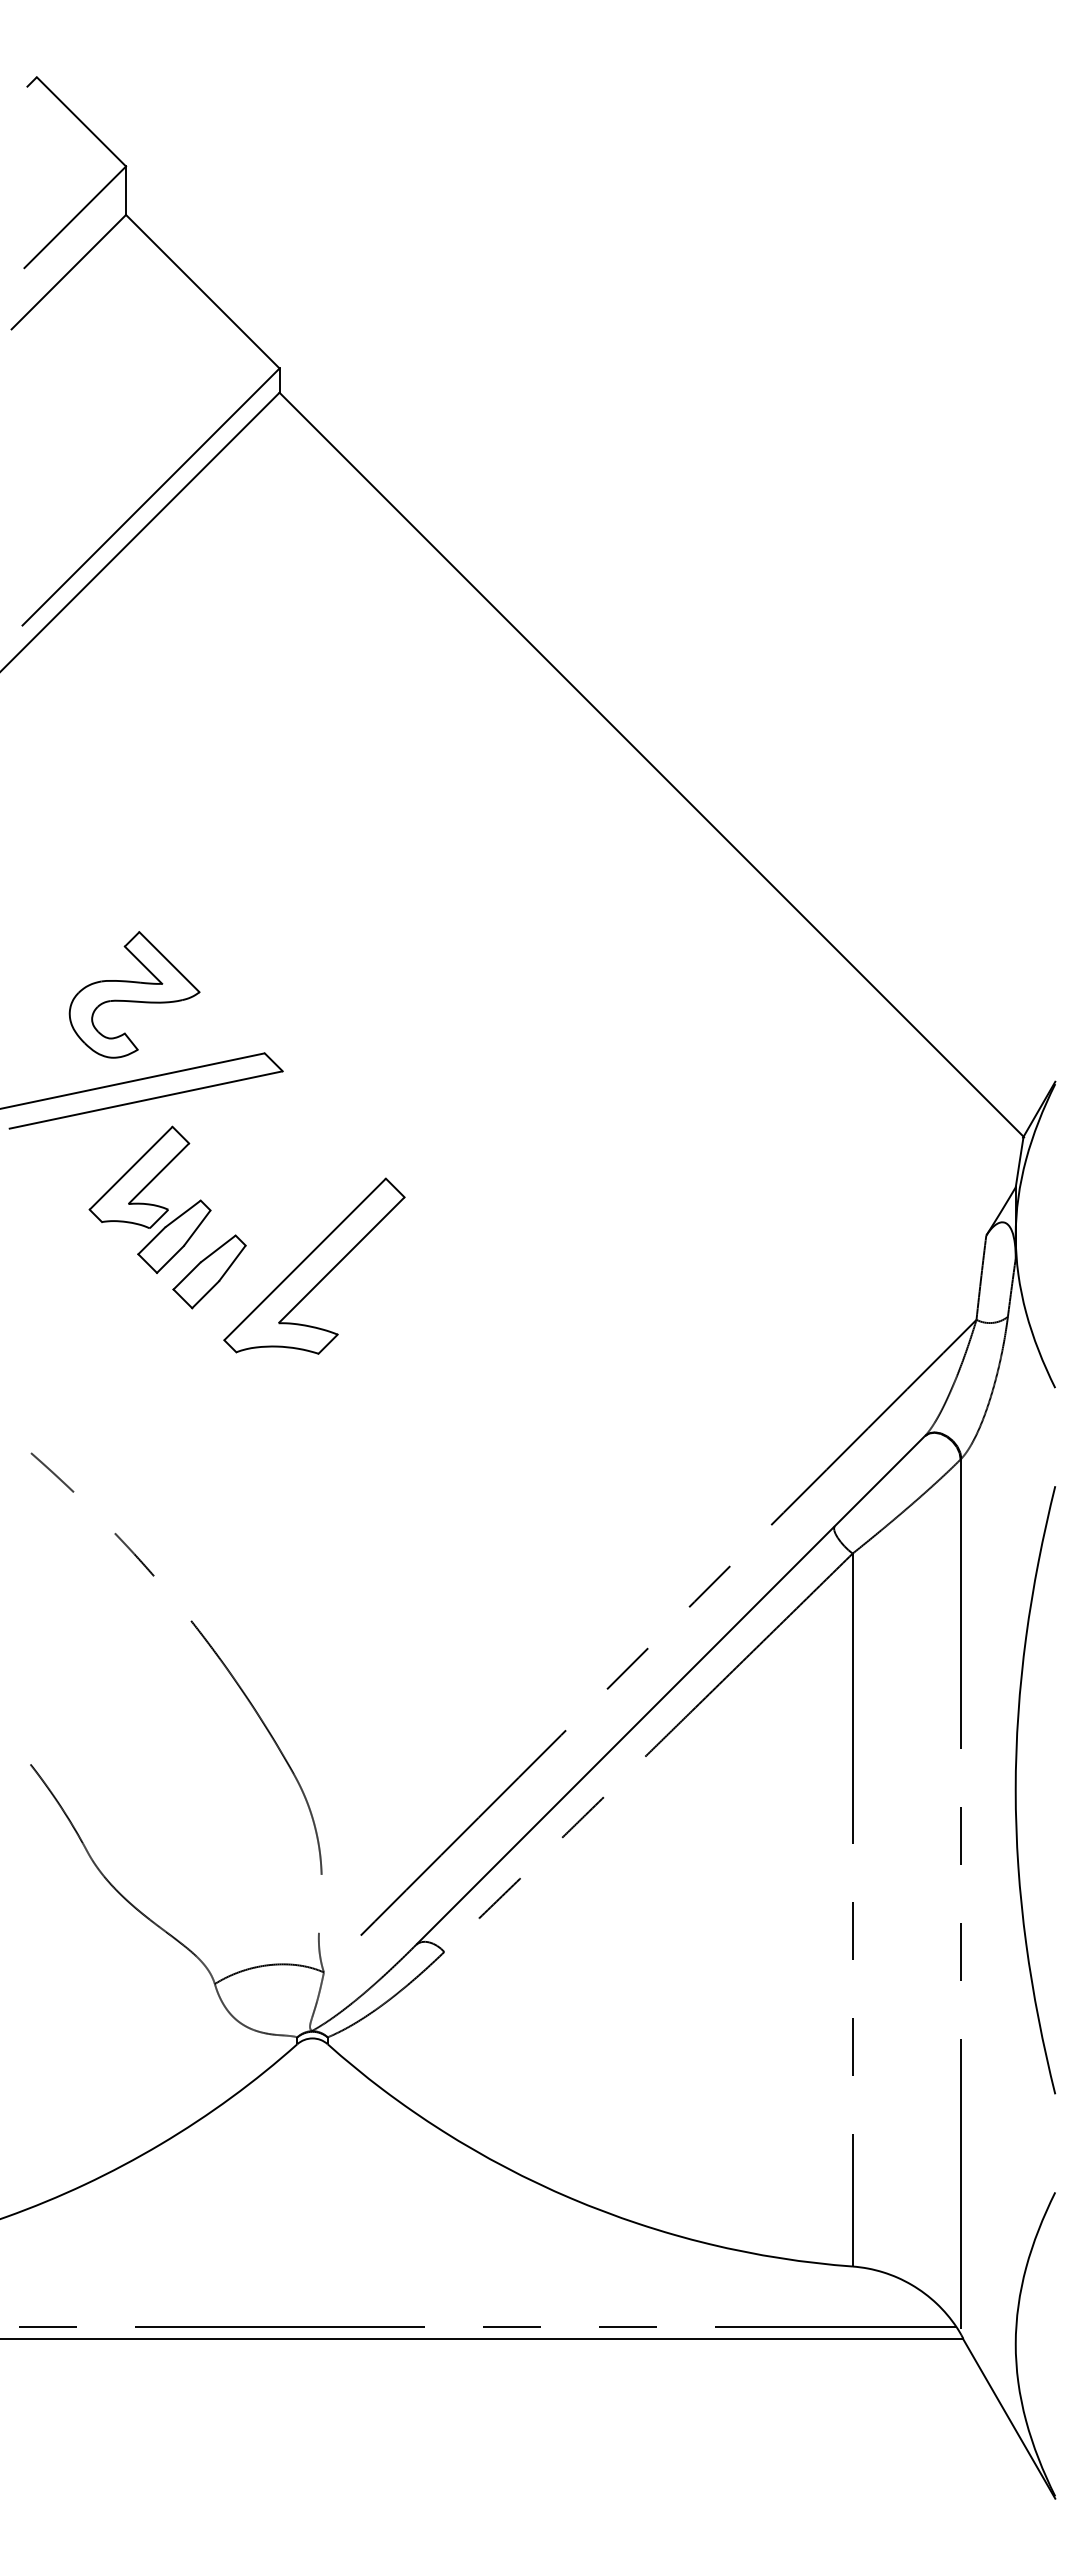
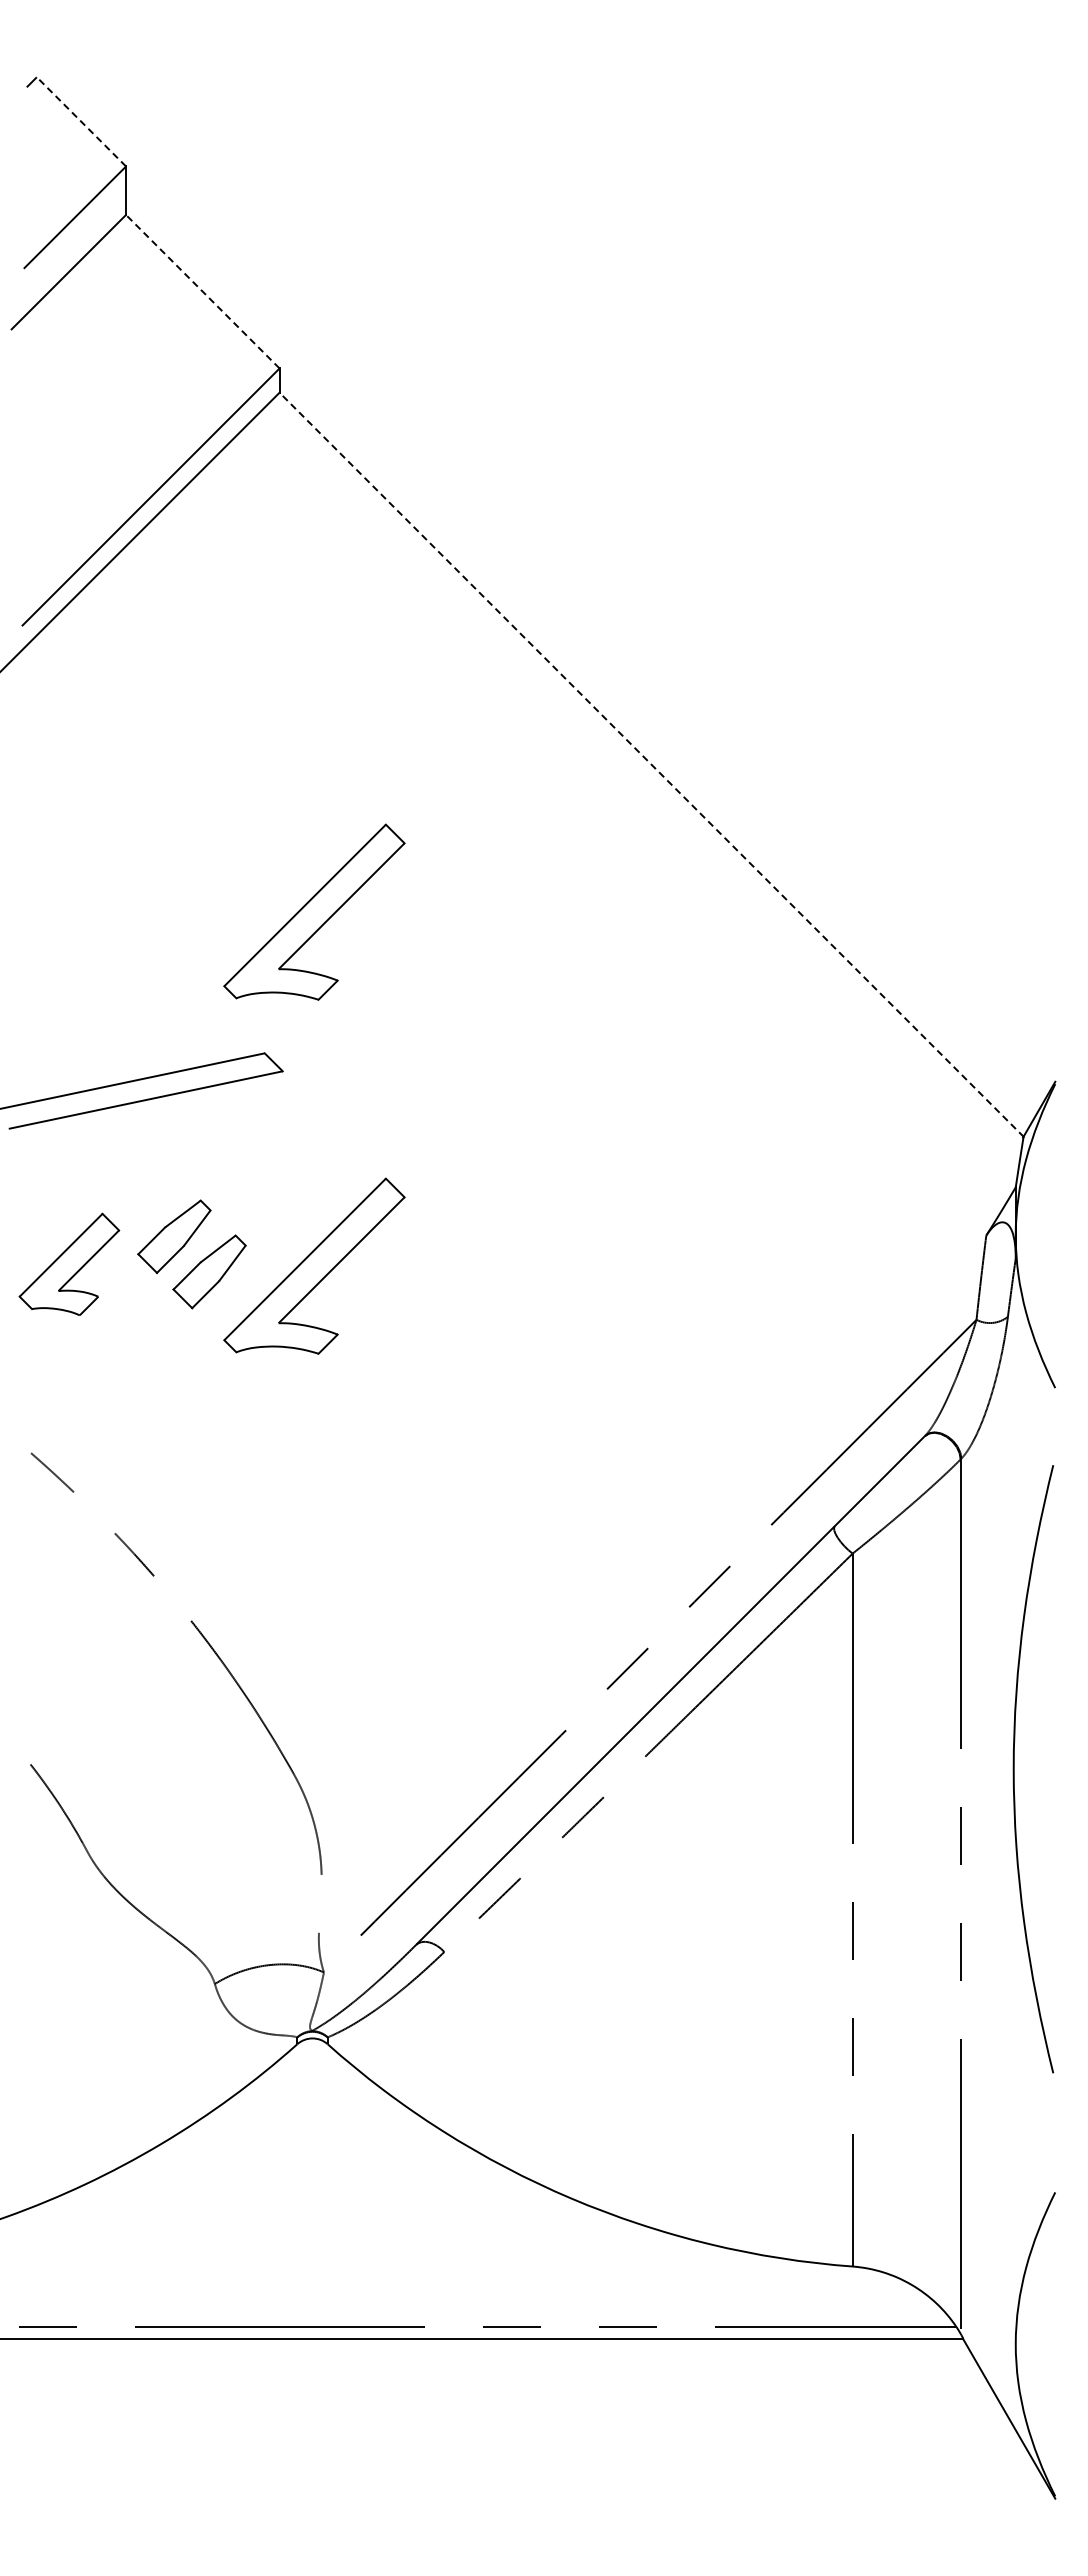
line: solid -> dashed (81, 121)
line: solid -> dashed (202, 291)
line: solid -> dashed (651, 764)
part: none -> present (314, 911)
part: present -> none (134, 994)
part position: (139, 1176) -> (69, 1263) (69, 1263)
curve position: (1016, 1790) -> (1014, 1769) (1014, 1769)
